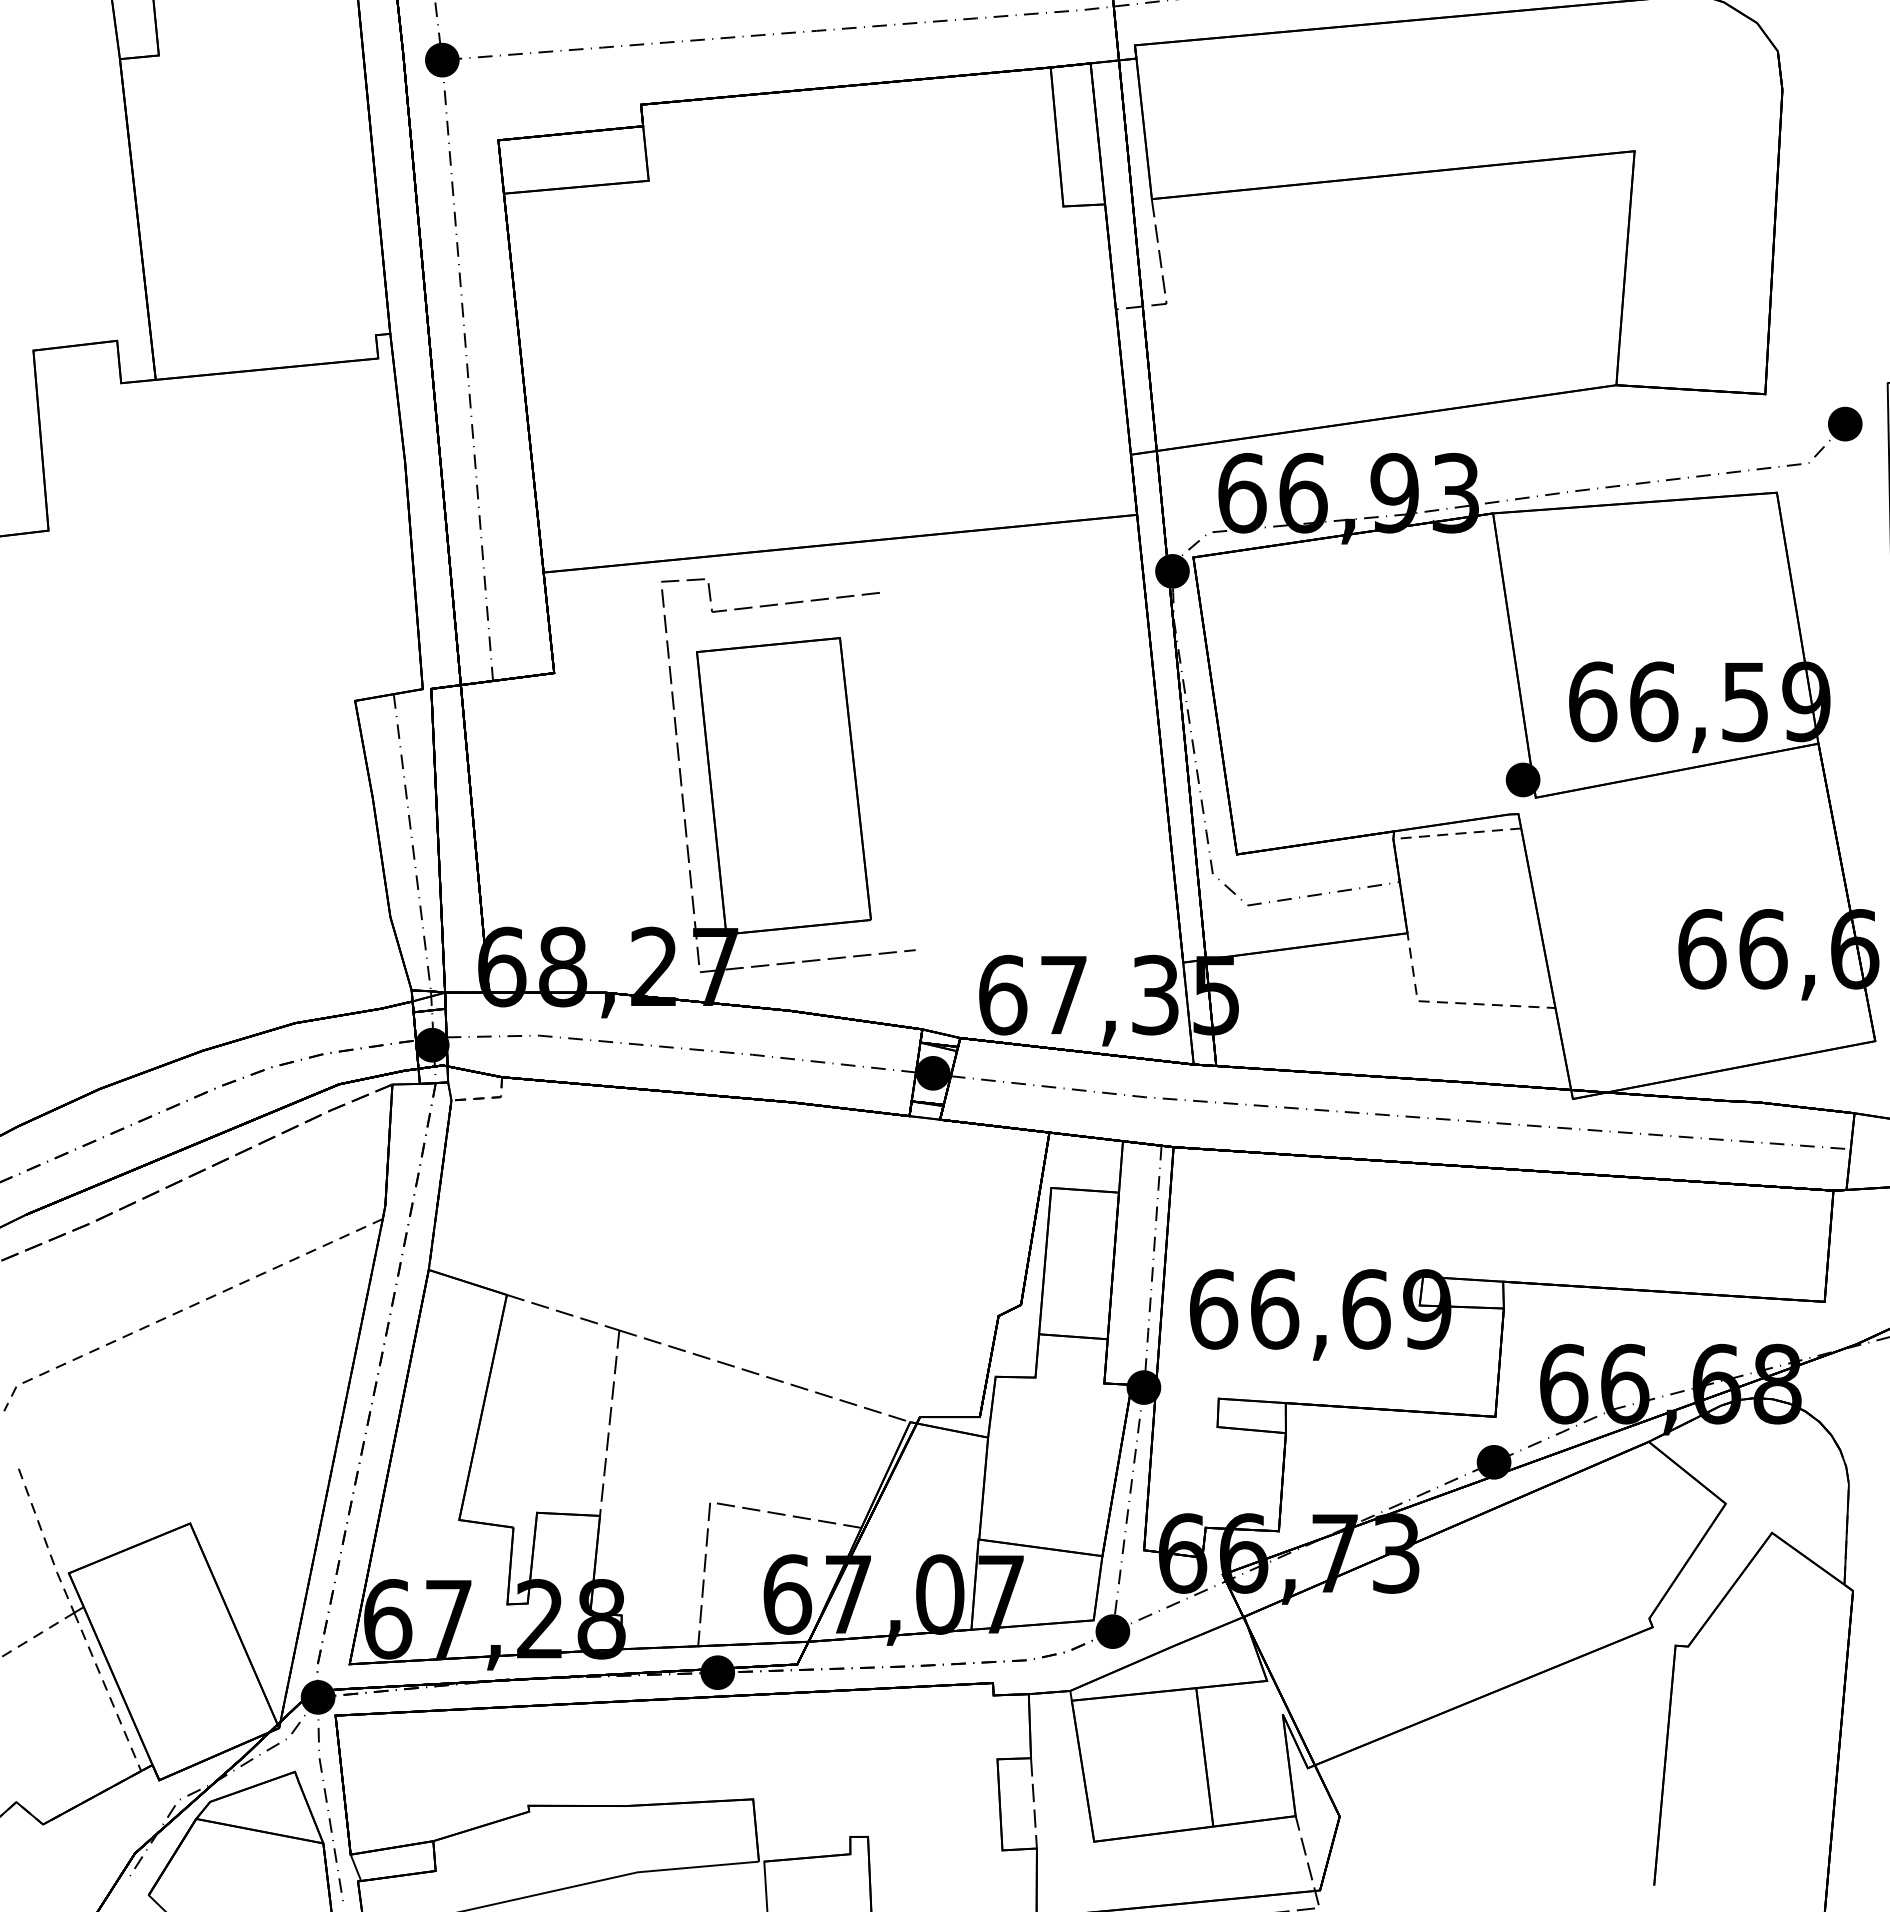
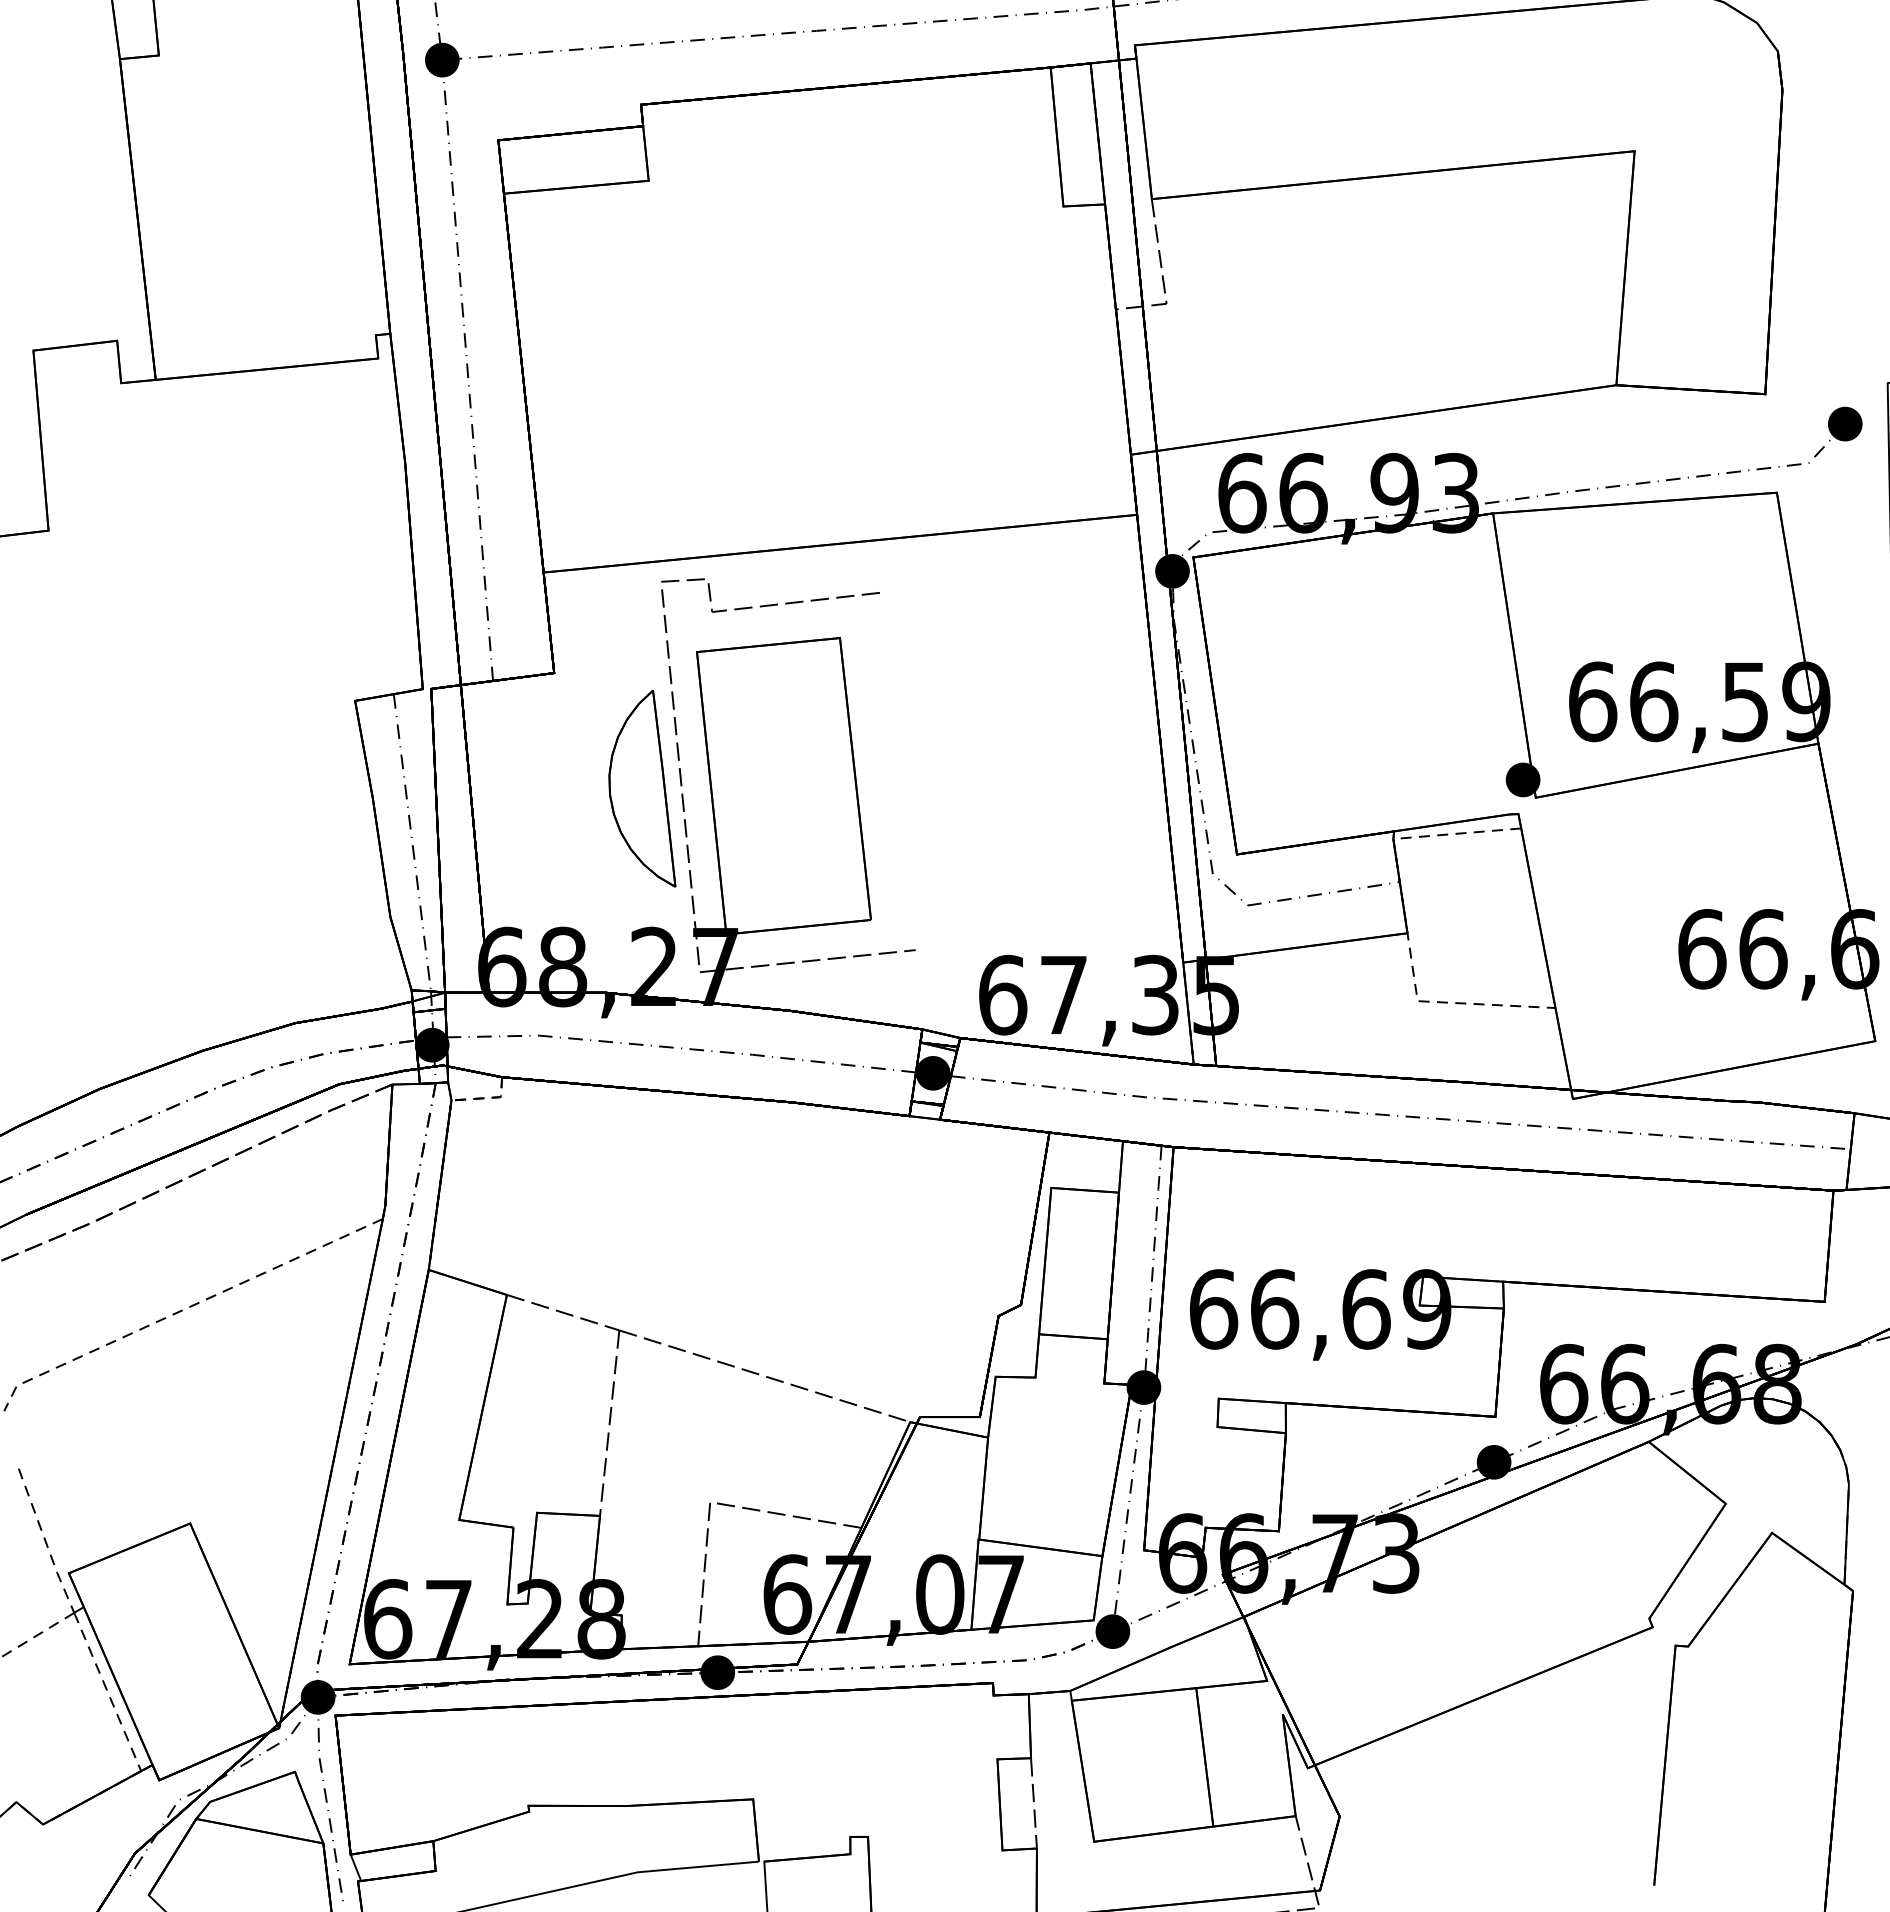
part: none -> present (642, 788)
